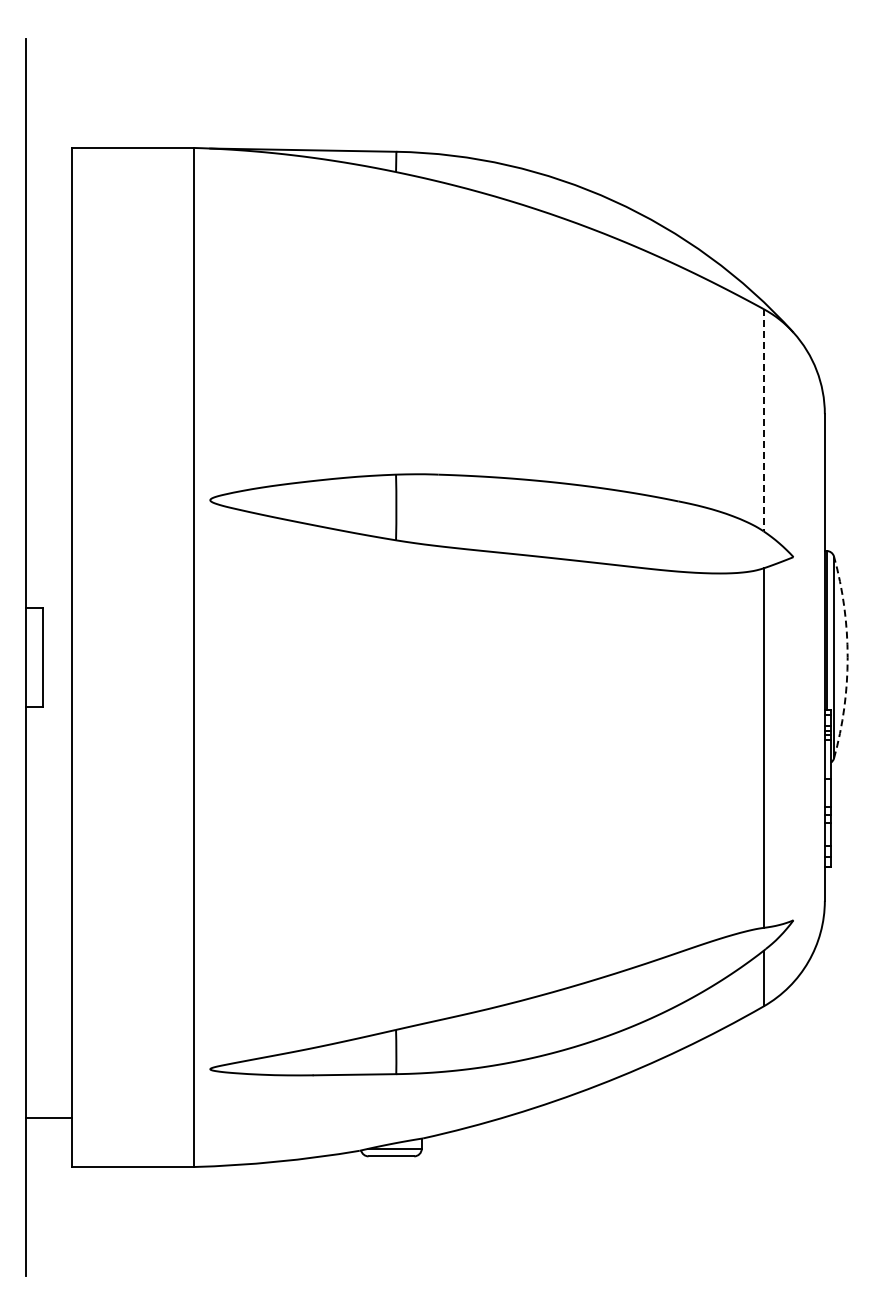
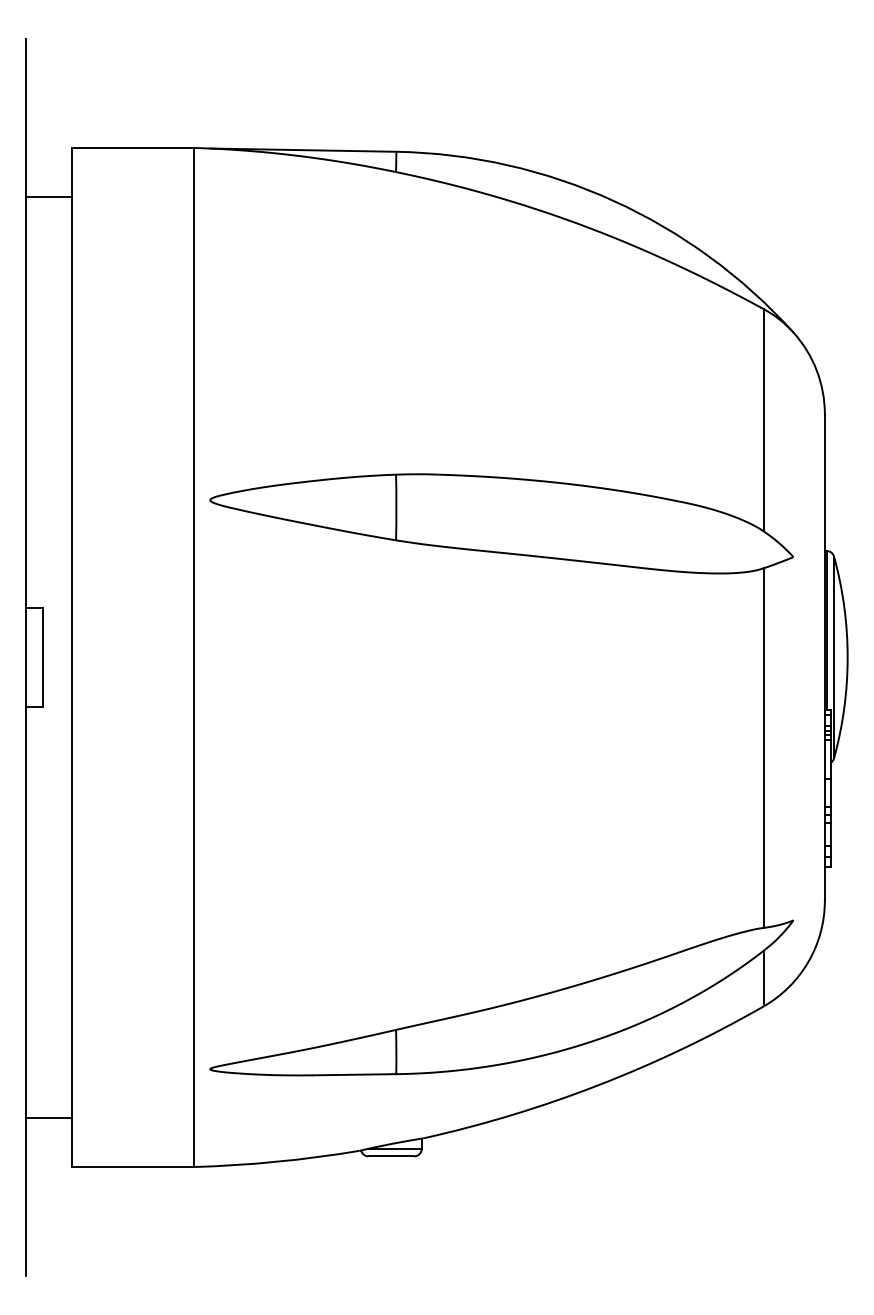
line: none -> present (48, 197)
line: dashed -> solid (763, 420)
arc: dashed -> solid (847, 657)
